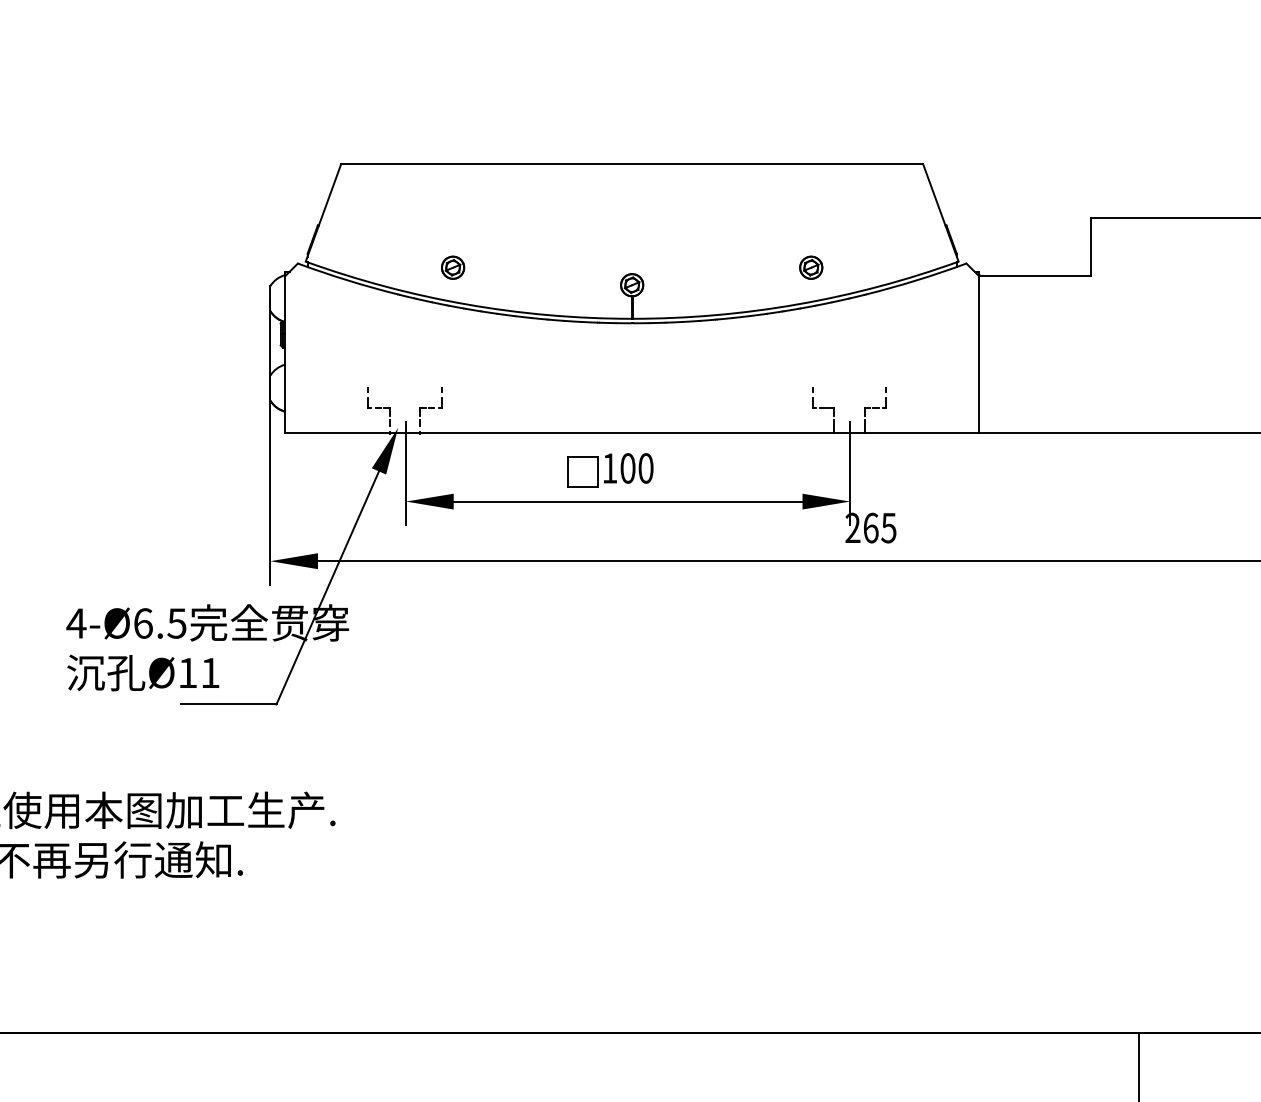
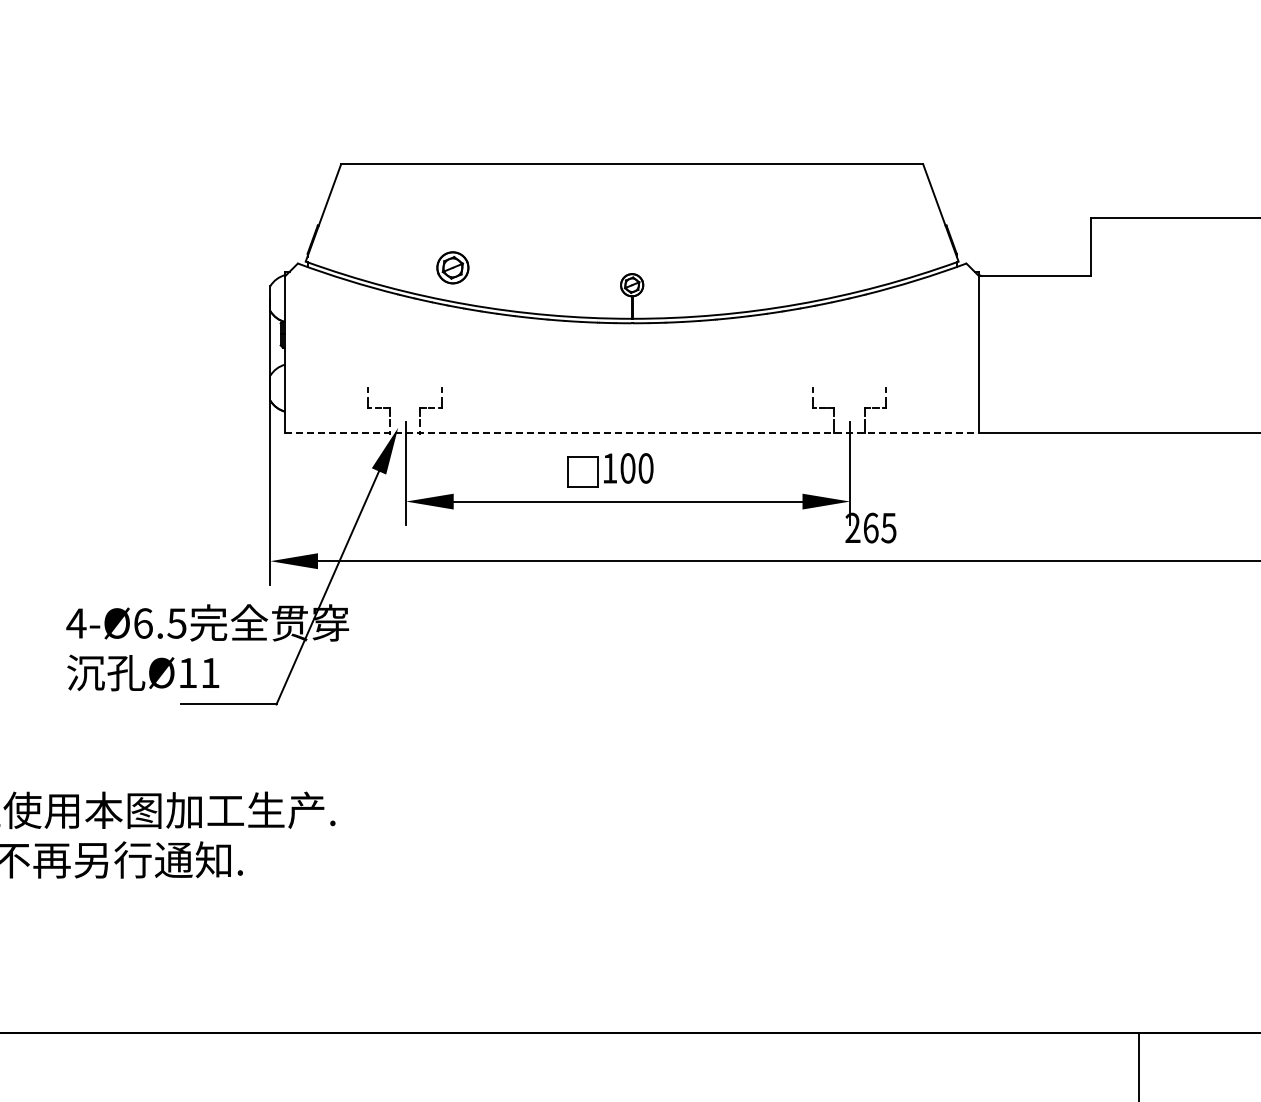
part size: 25x25 px -> 34x34 px (452, 267)
part: present -> none (811, 267)
line: solid -> dashed (632, 432)
